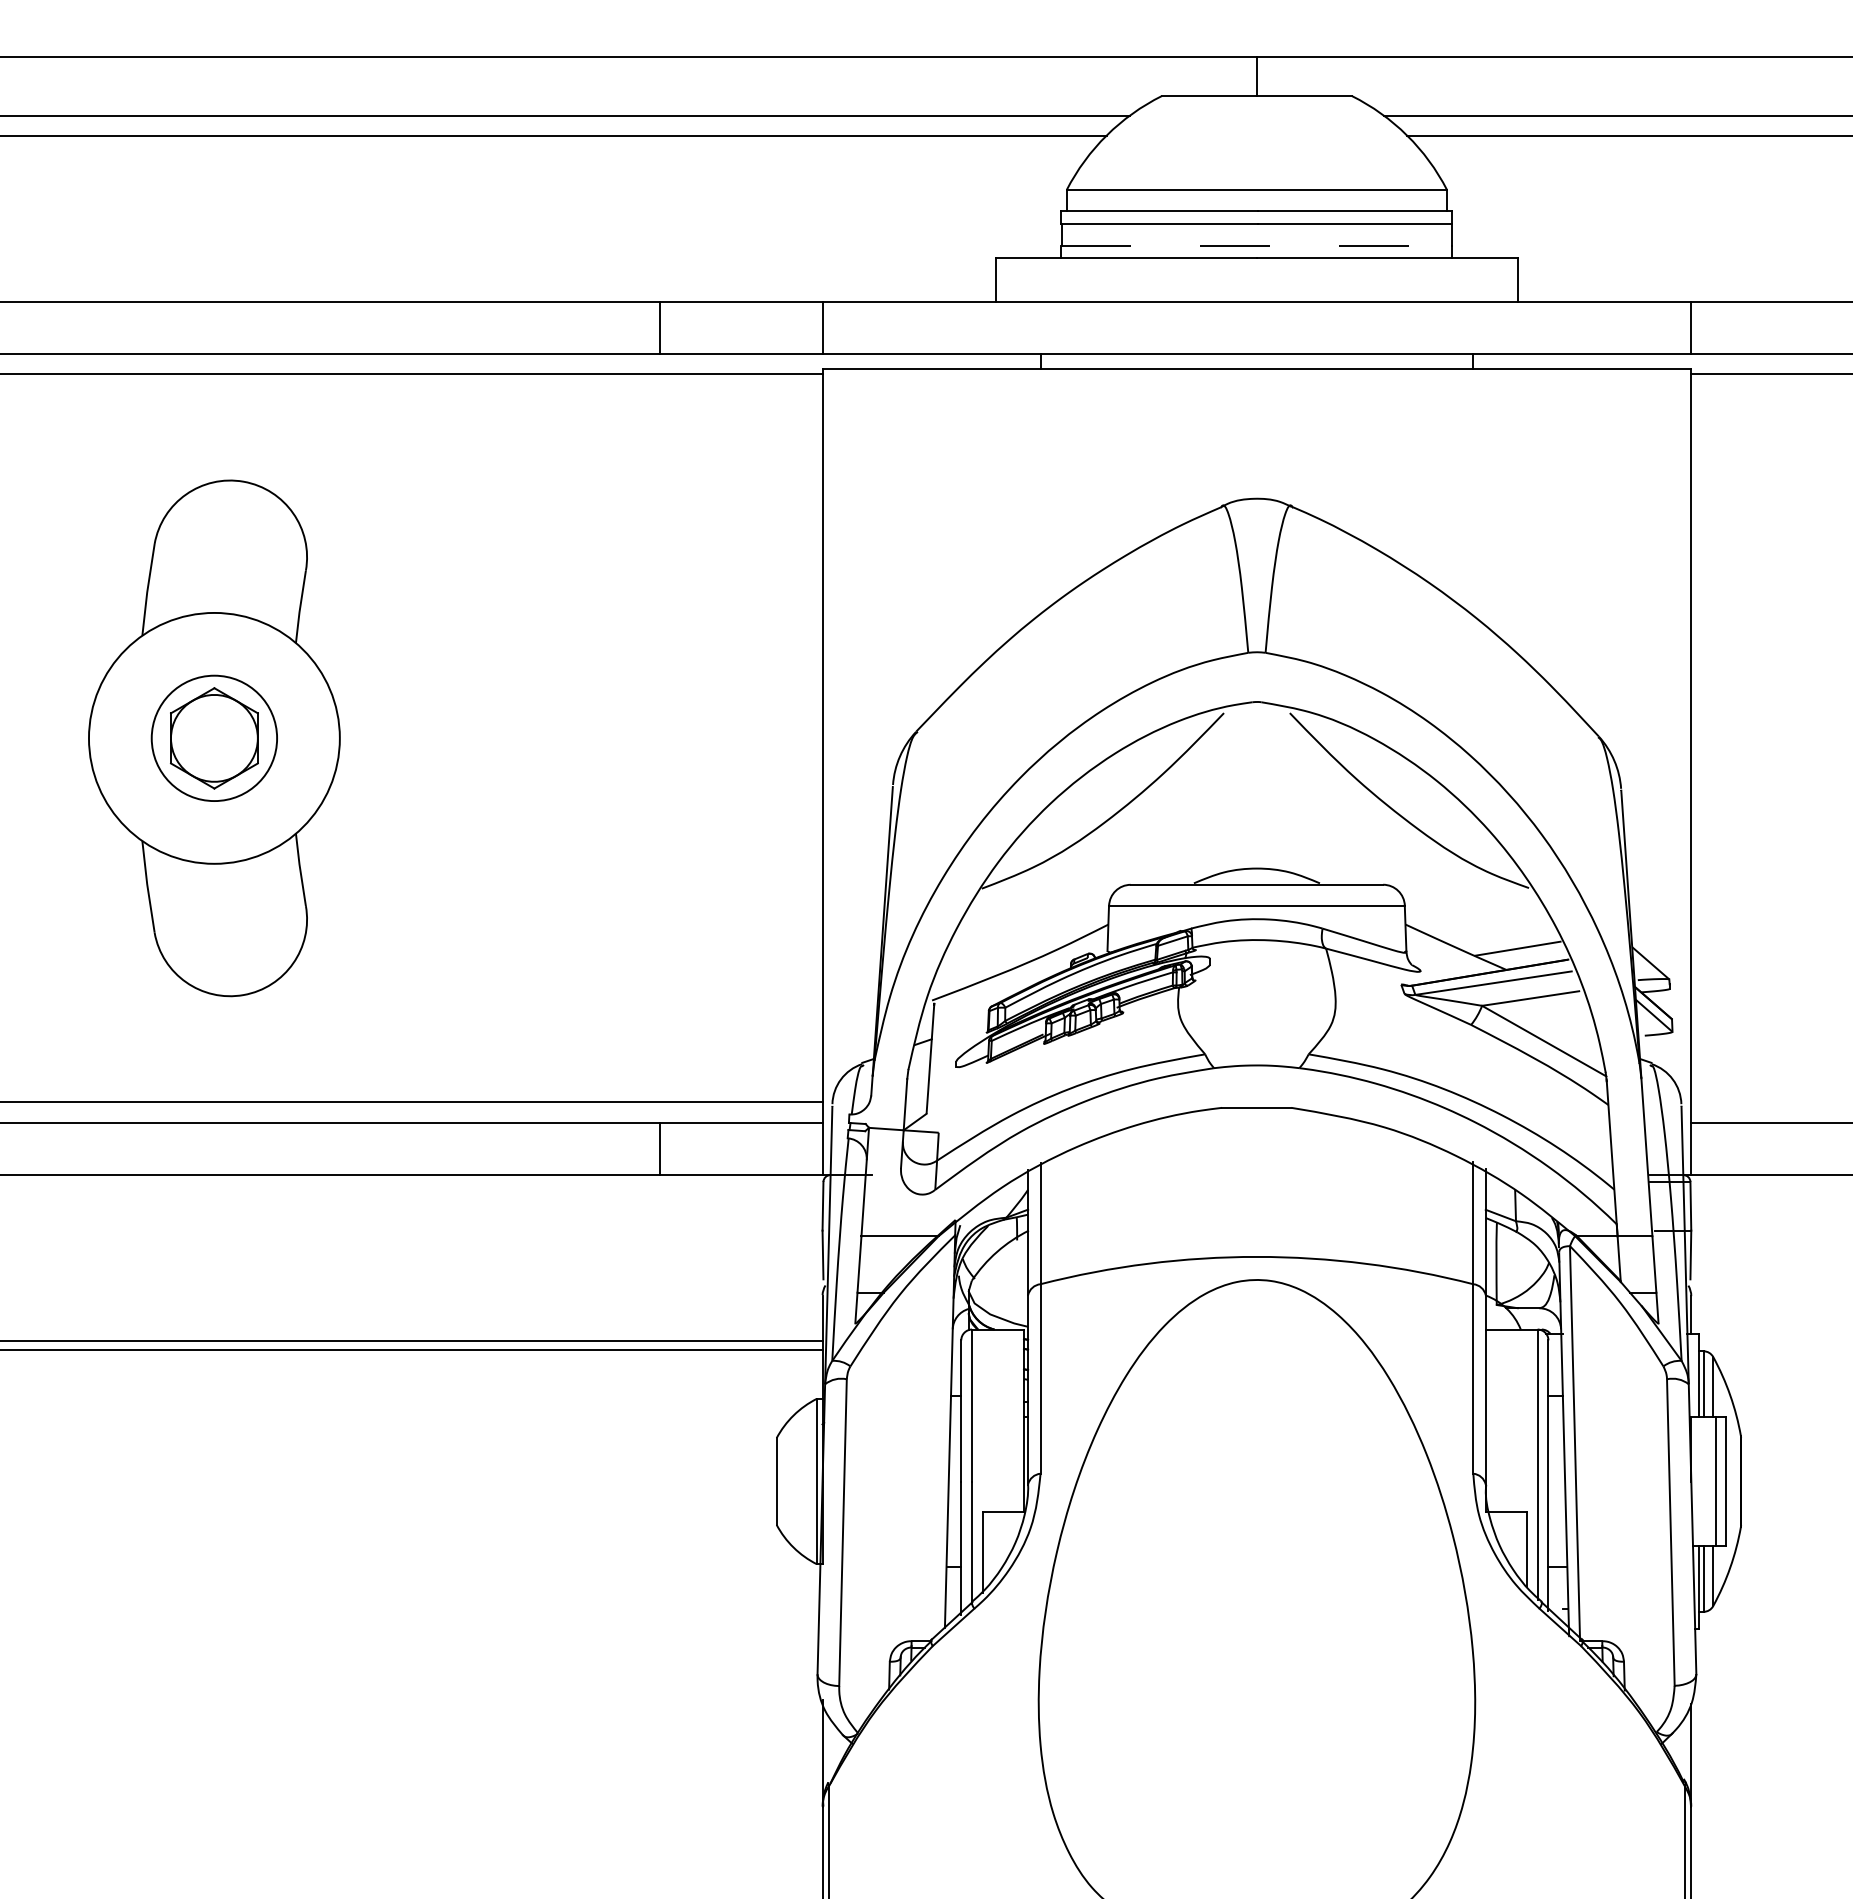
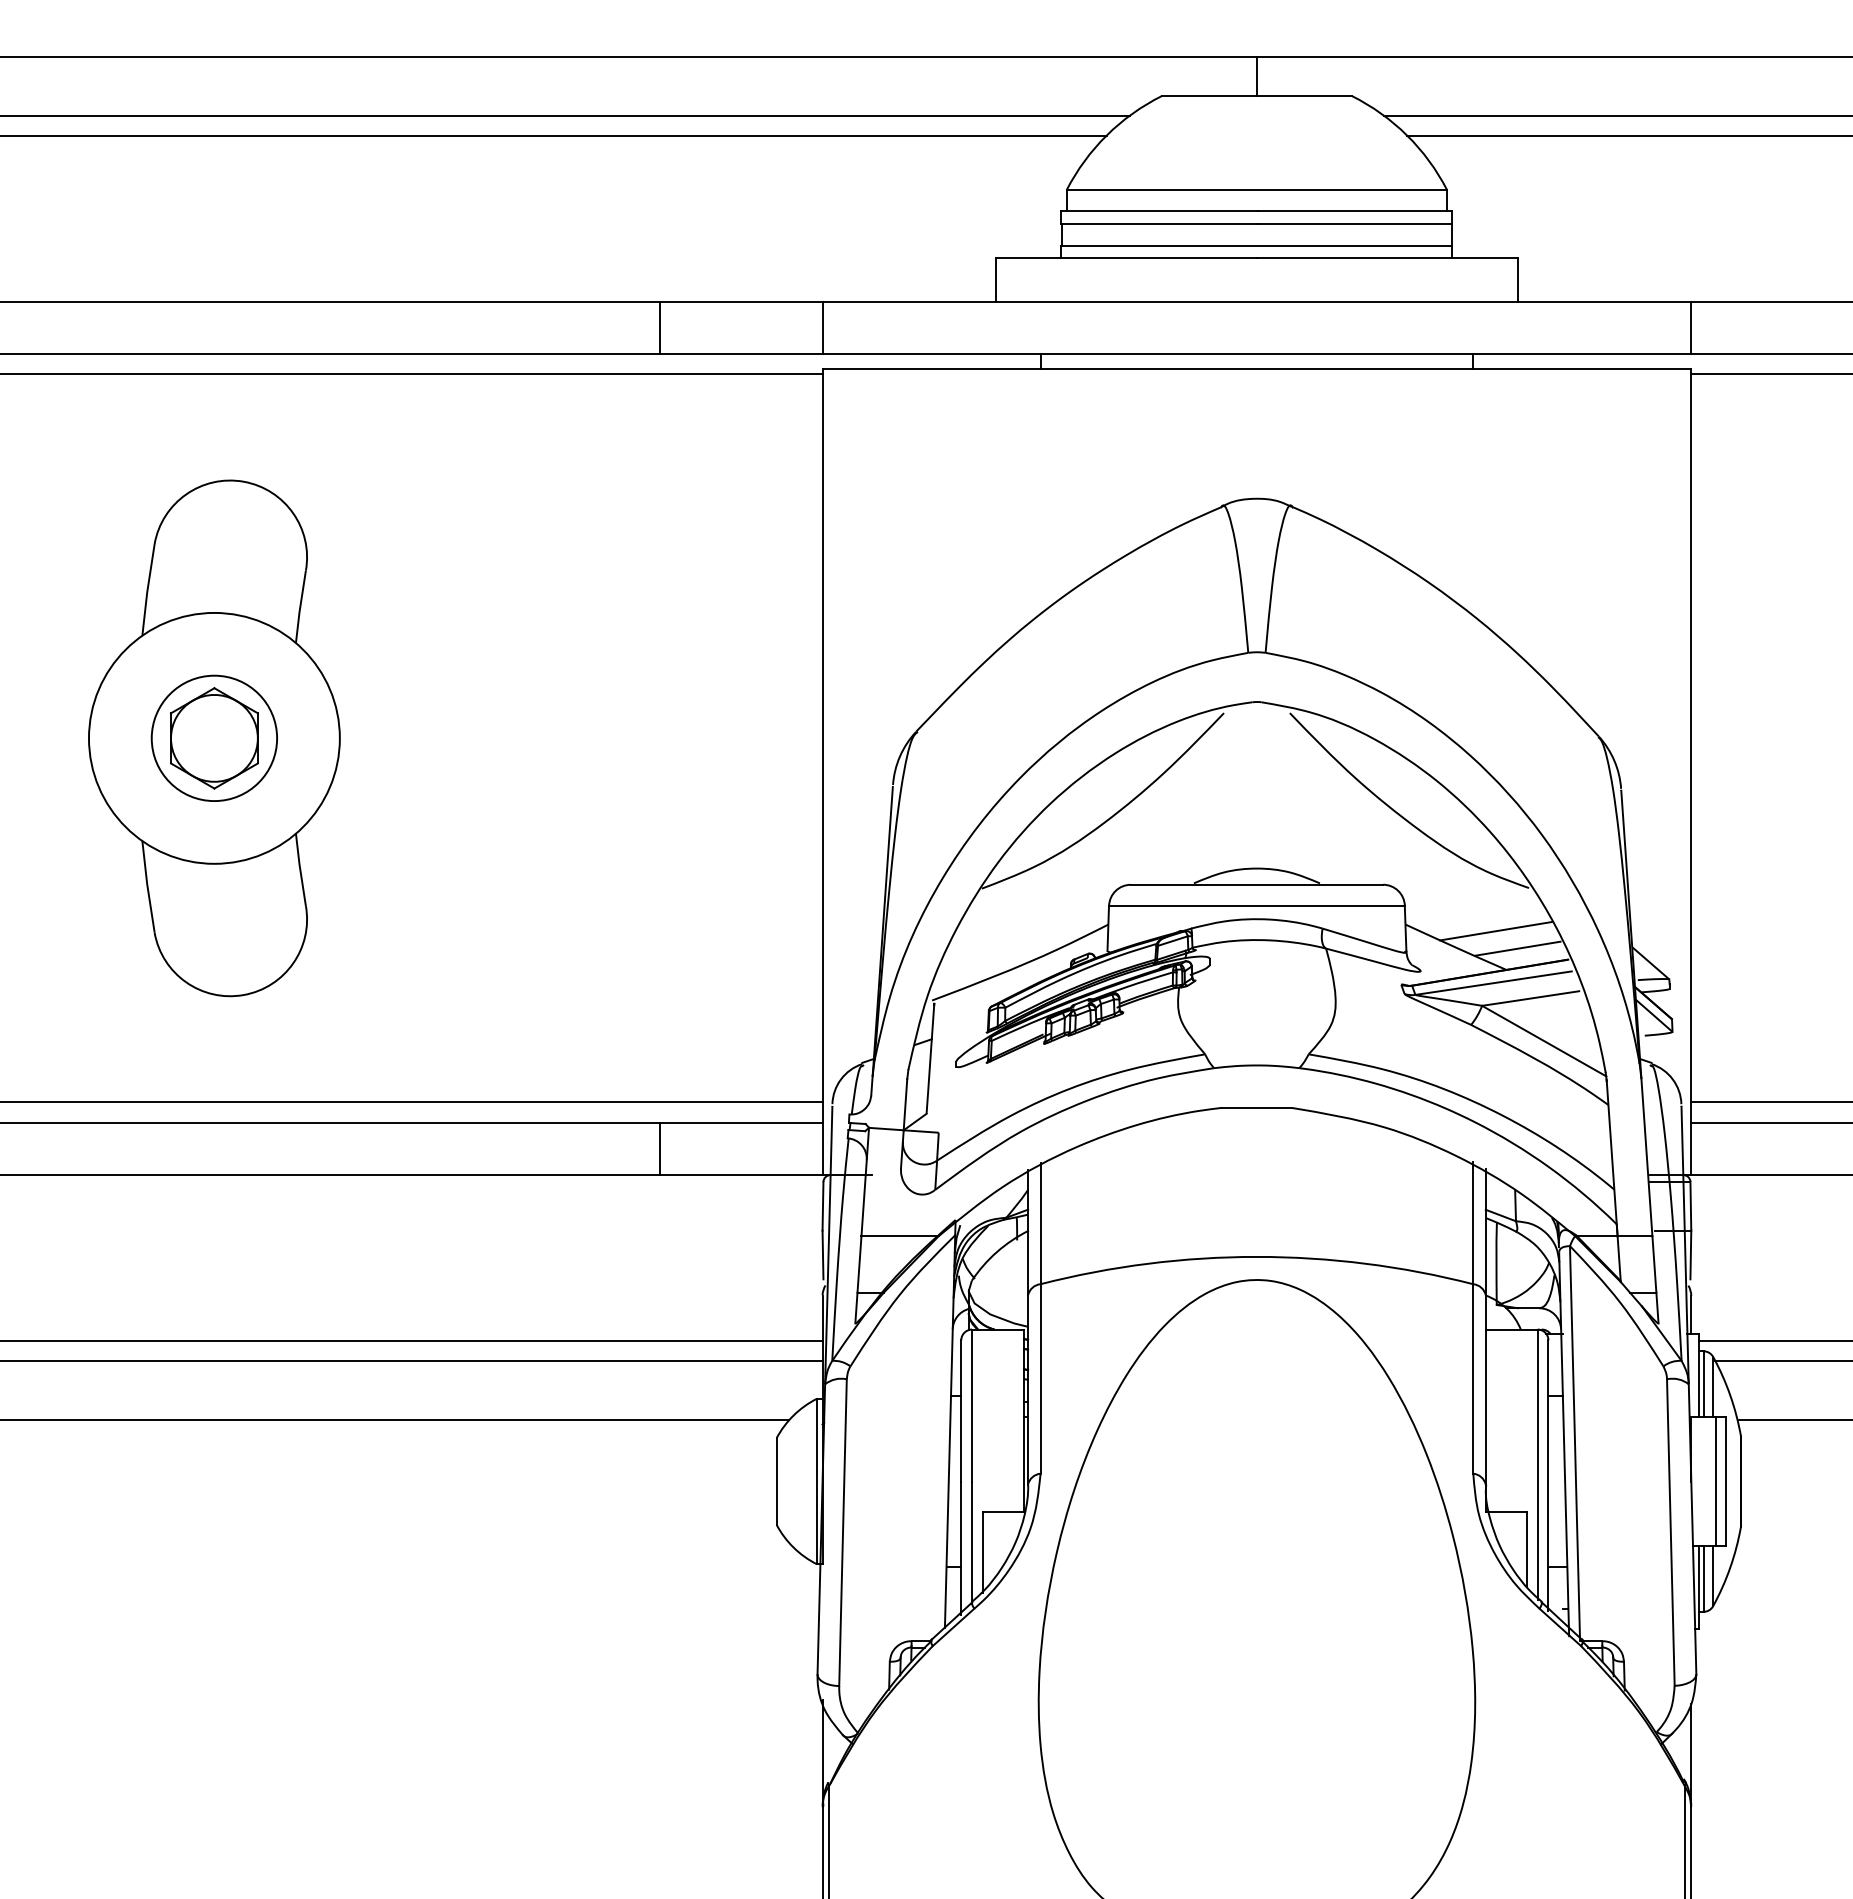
line: dashed -> solid (1257, 245)
line: none -> present (1496, 930)
line: none -> present (1770, 1102)
line: none -> present (1774, 1341)
line position: (412, 1350) -> (412, 1361) (412, 1361)
line: none -> present (1782, 1361)
line: none -> present (395, 1419)
line: none -> present (1793, 1419)
